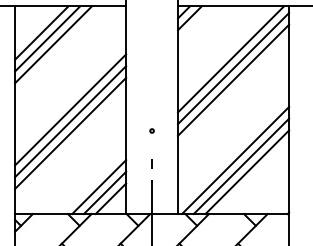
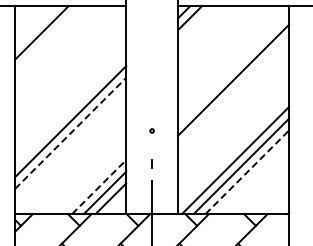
line: present -> none (47, 38)
line: present -> none (53, 44)
line: present -> none (230, 59)
line: present -> none (233, 68)
line: present -> none (70, 109)
line: solid -> dashed (70, 133)
line: solid -> dashed (247, 171)
line: solid -> dashed (99, 186)
